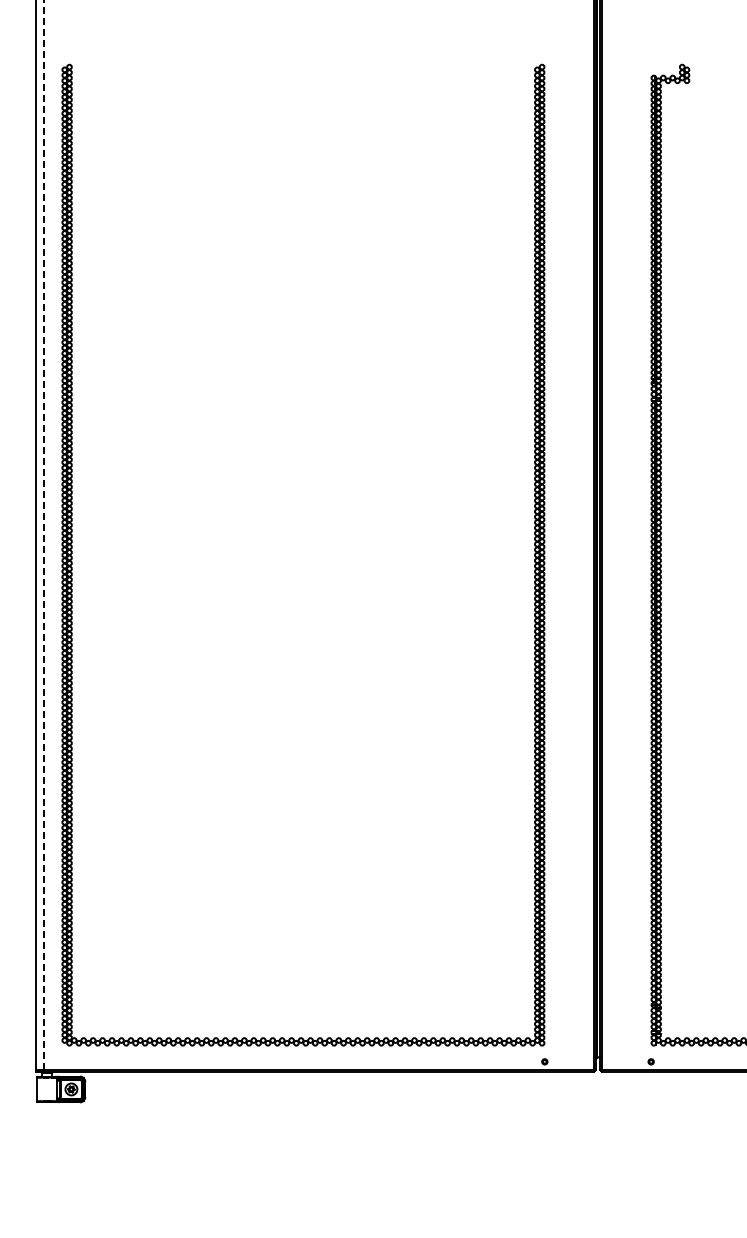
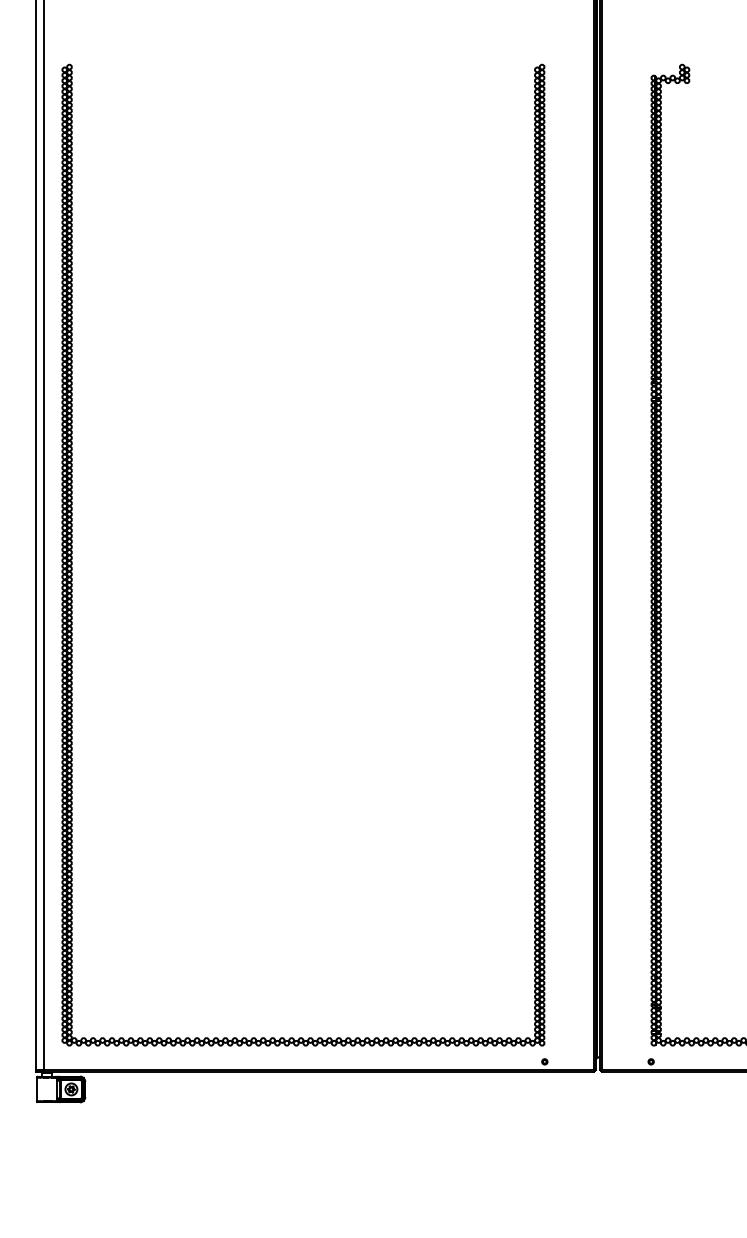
line: dashed -> solid (44, 534)
